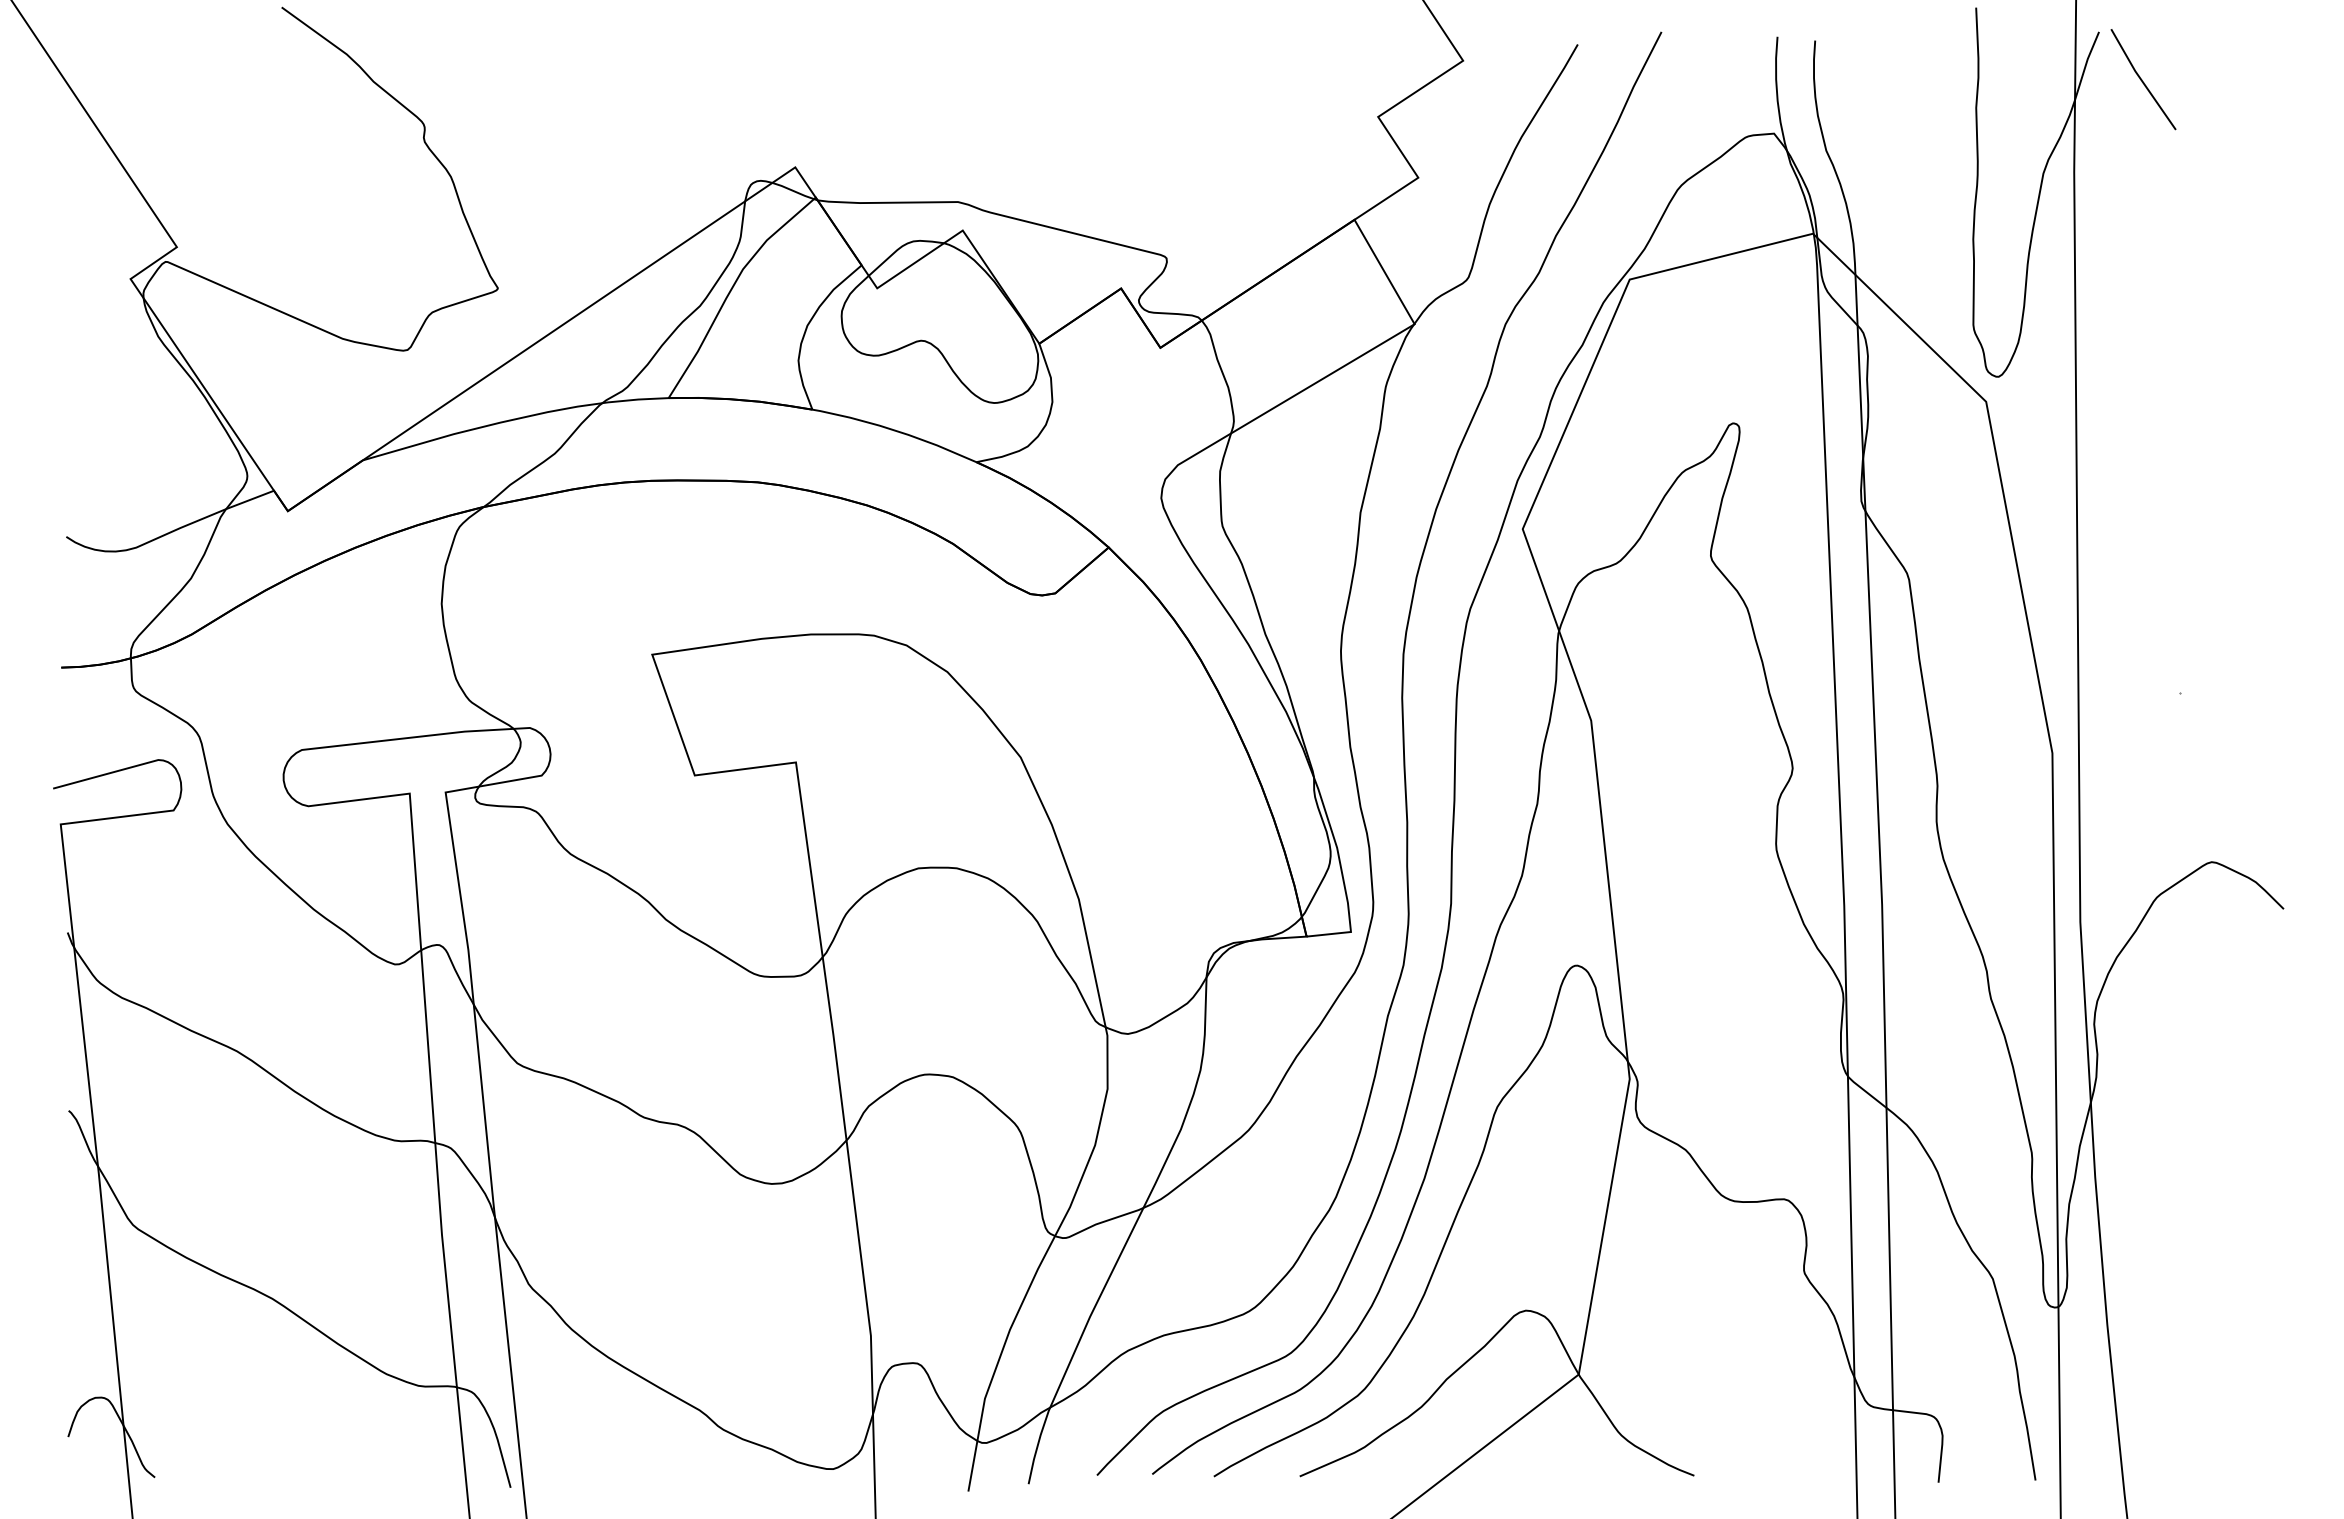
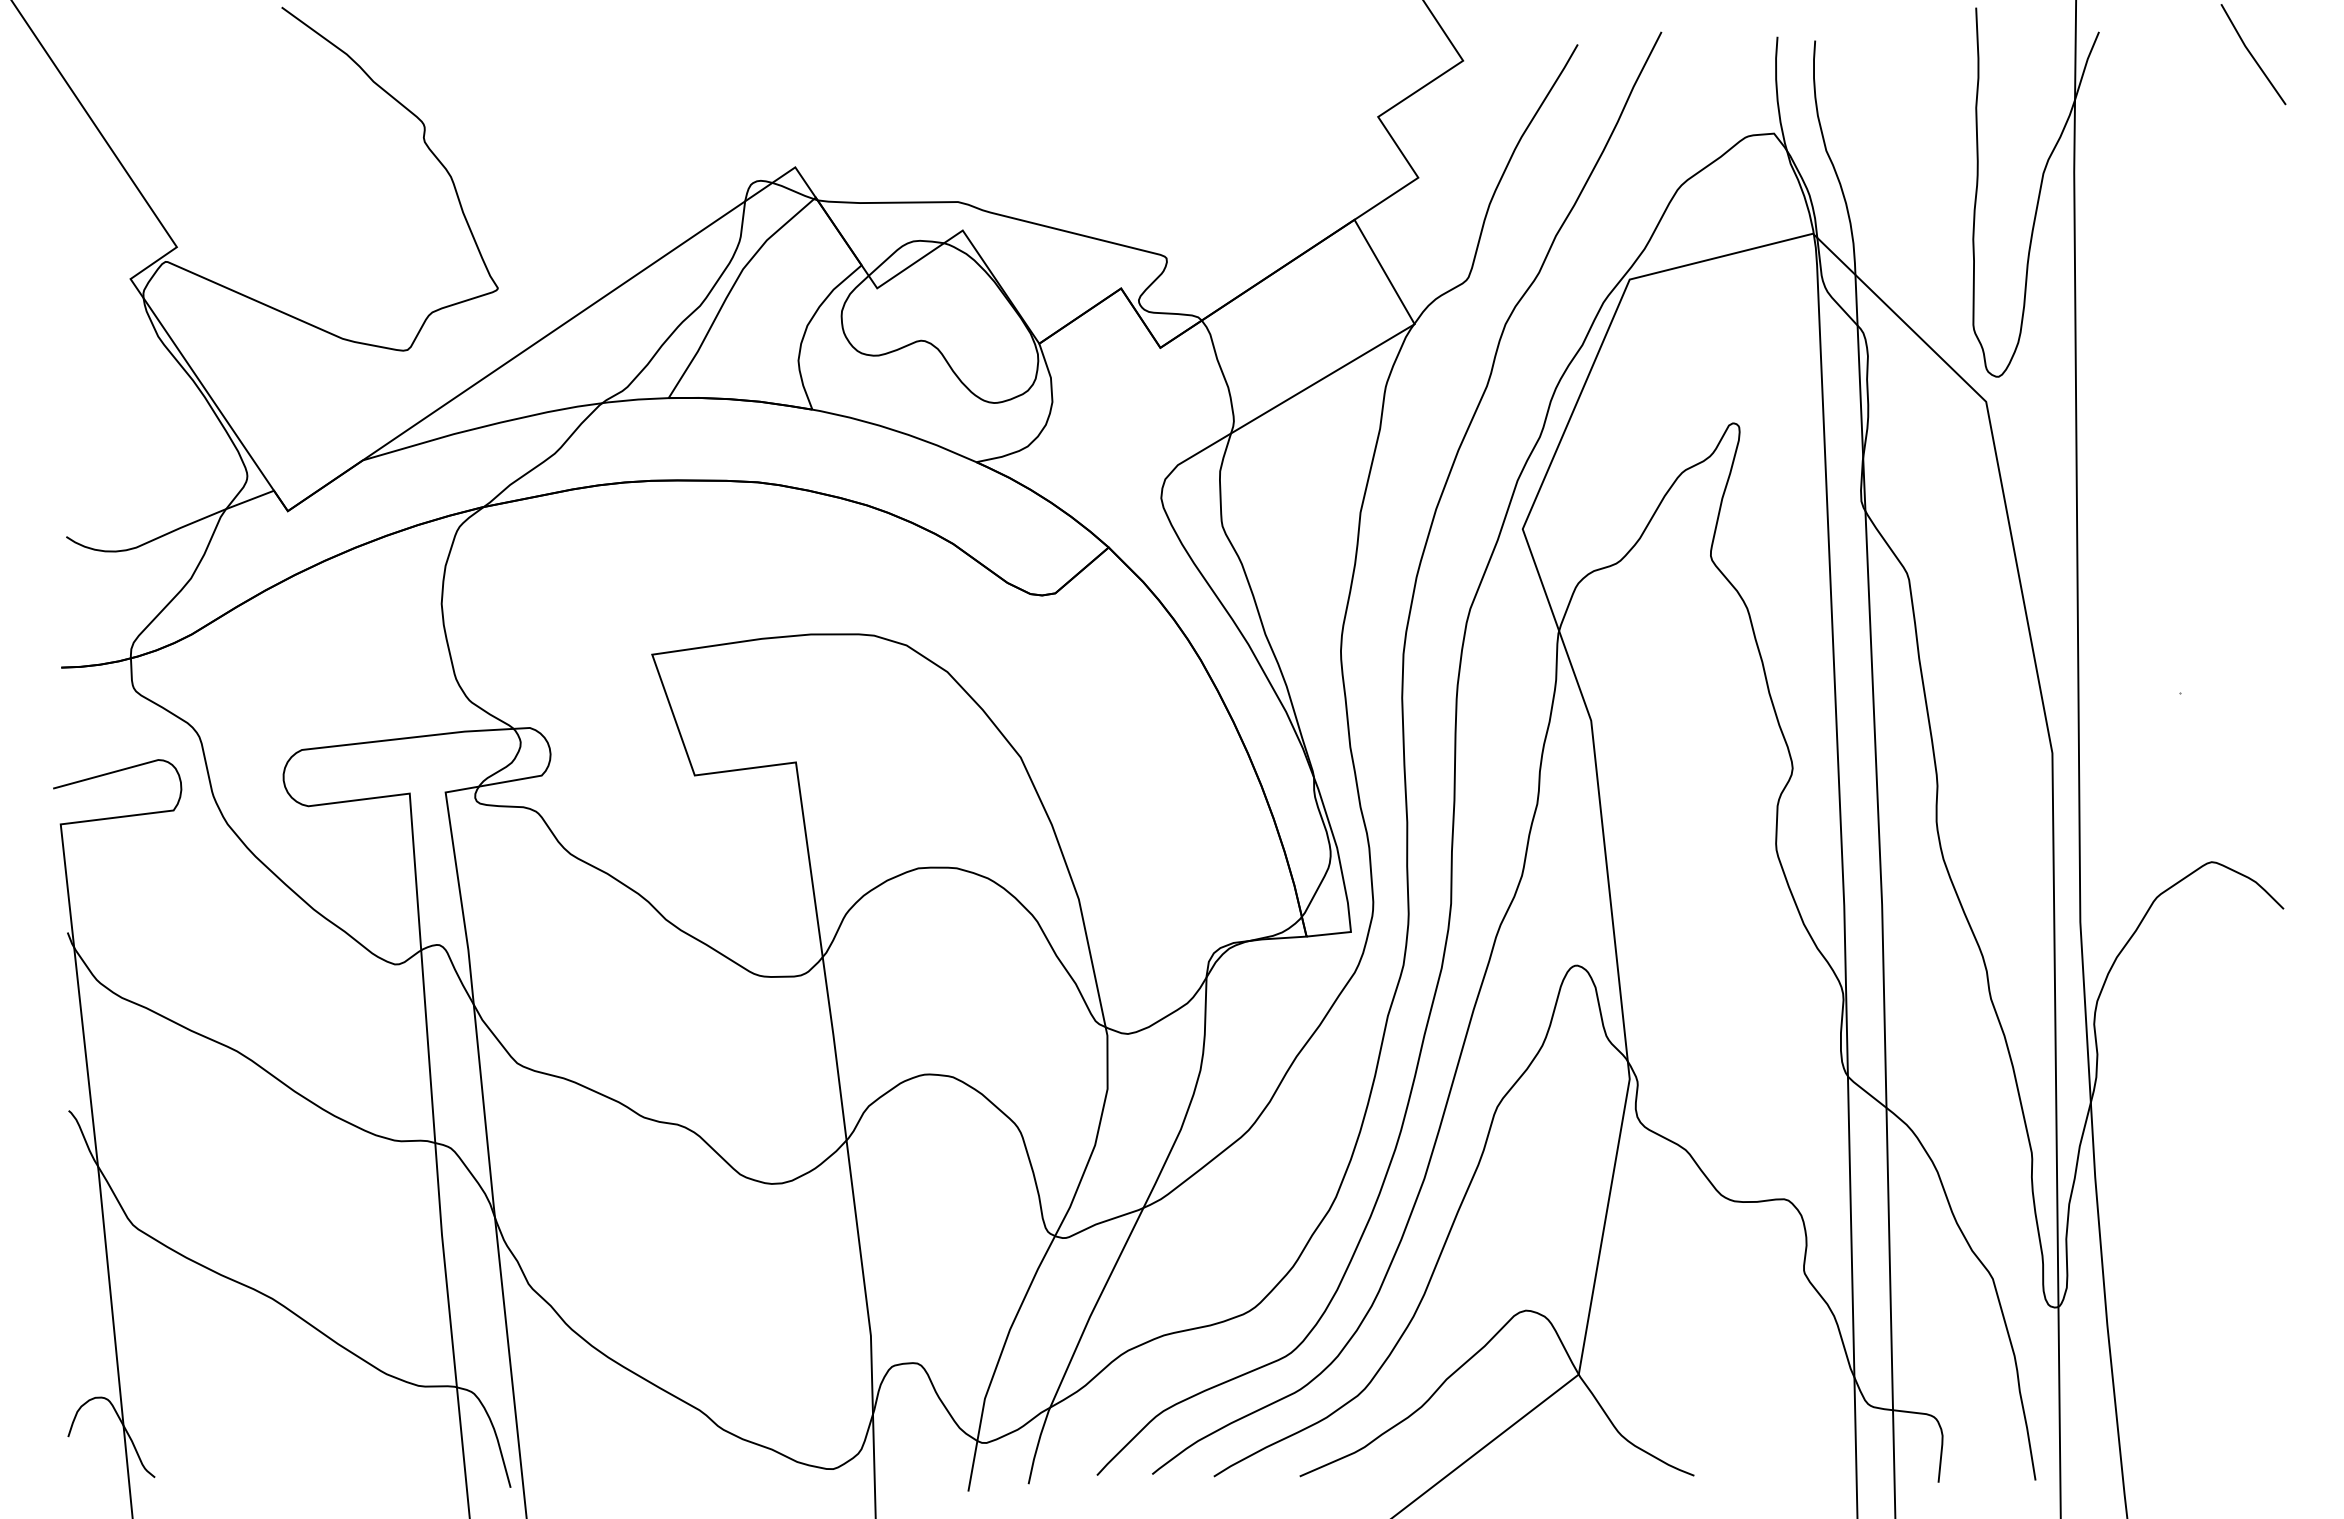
line position: (2142, 79) -> (2252, 54) (2252, 54)
